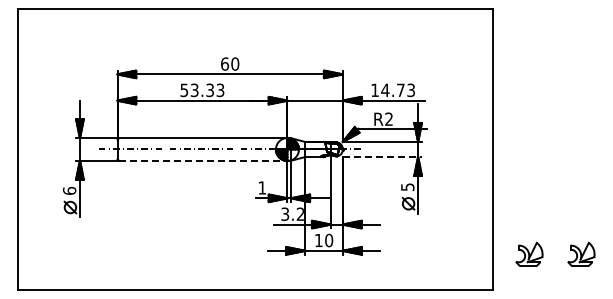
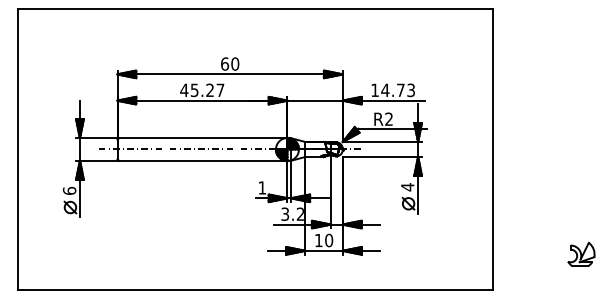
text: 53.33 -> 45.27 (202, 90)
line: dashed -> solid (382, 157)
line: dashed -> solid (203, 160)
text: 5 -> 4 (407, 187)
part: present -> none (529, 253)
